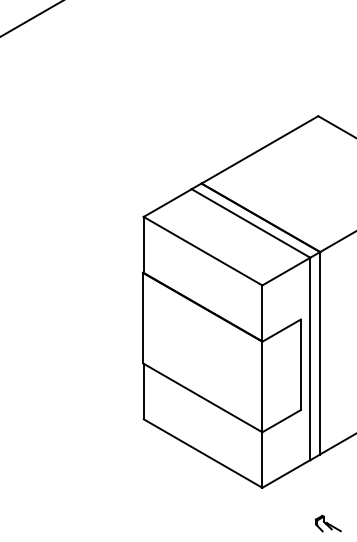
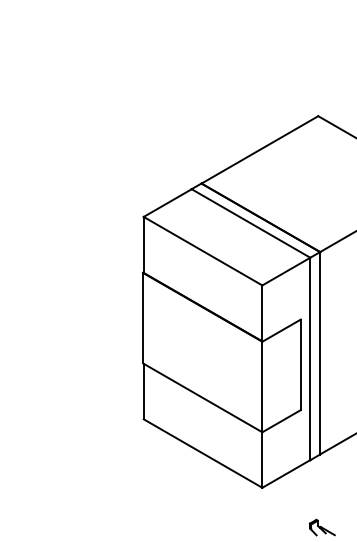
line: present -> none (31, 18)
part position: (327, 523) -> (321, 527) (321, 527)
